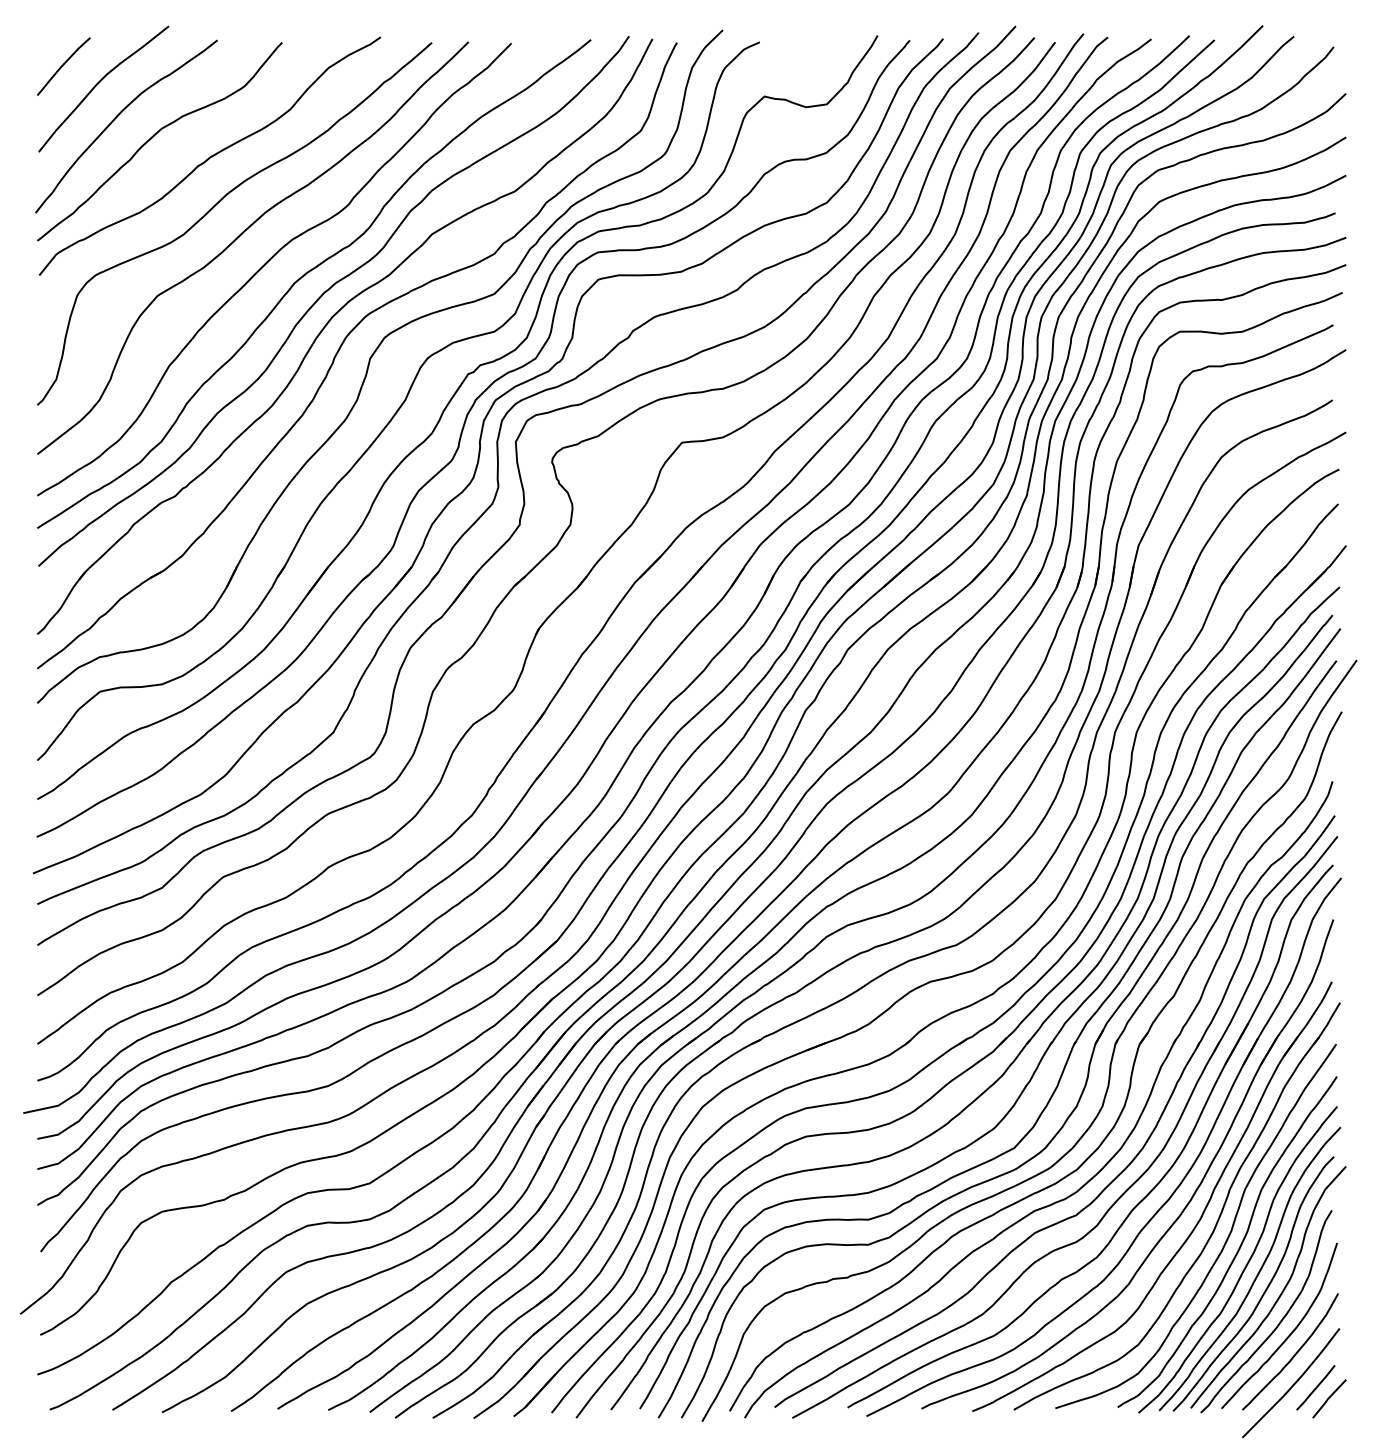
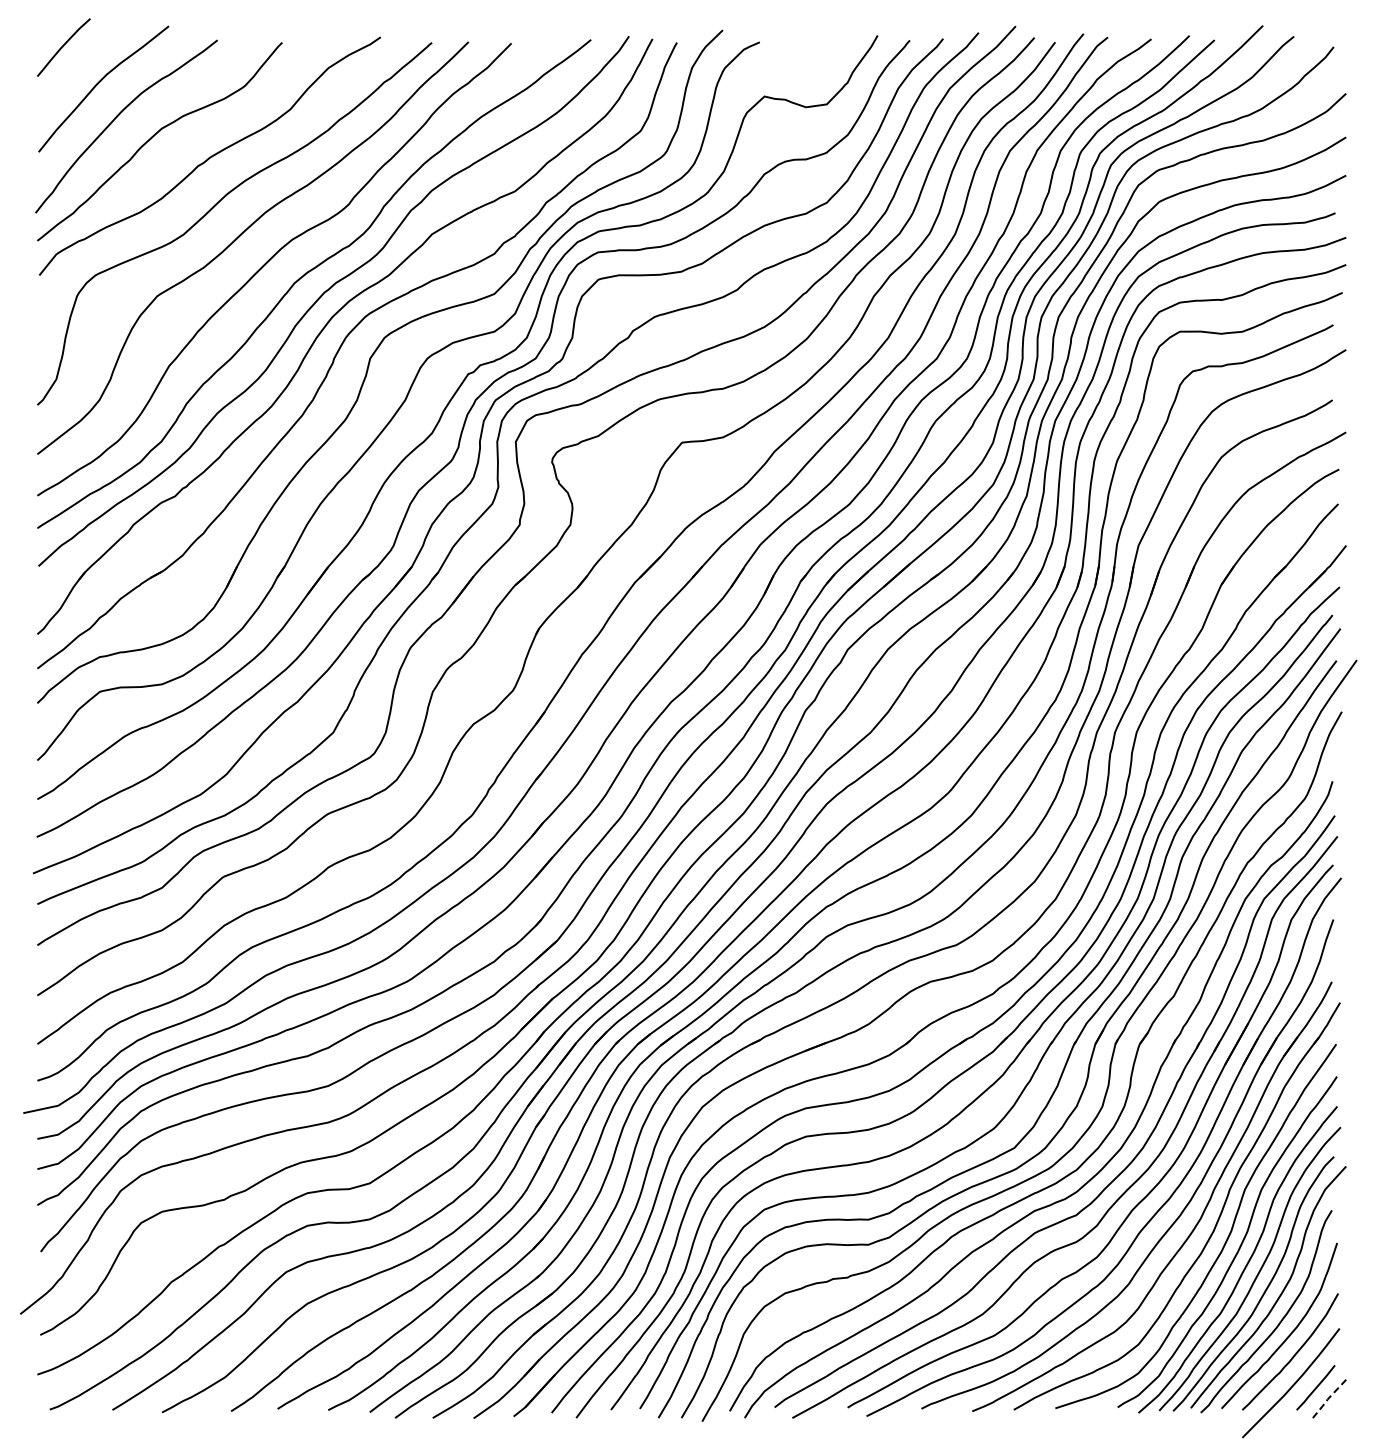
curve position: (63, 66) -> (63, 47) (63, 47)
line: solid -> dashed (1328, 1398)
